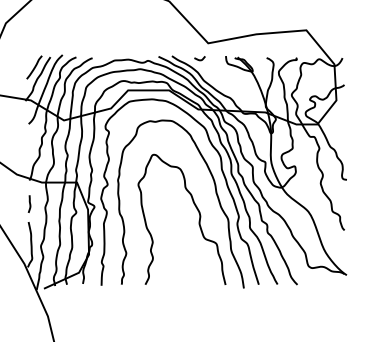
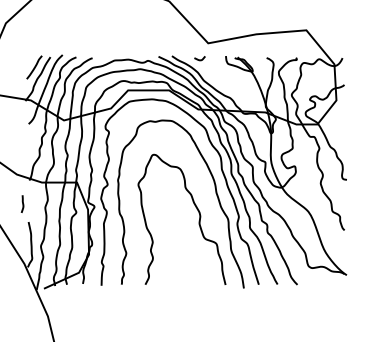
curve position: (29, 203) -> (22, 203) (22, 203)
